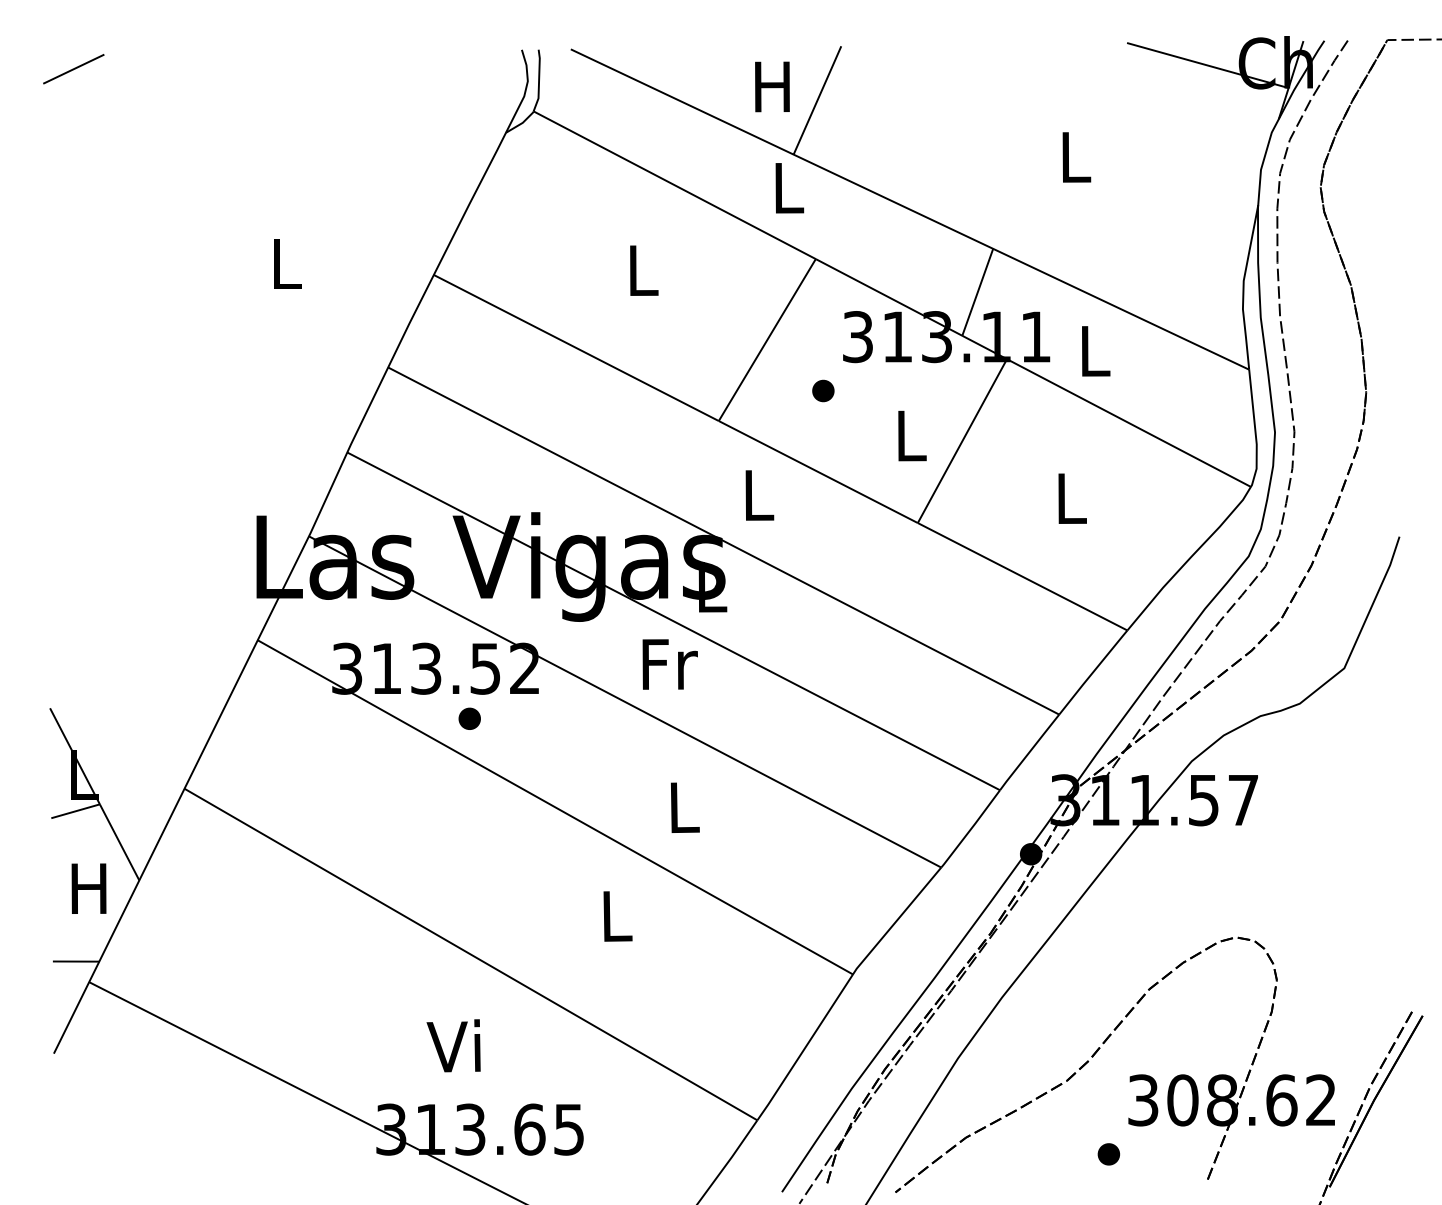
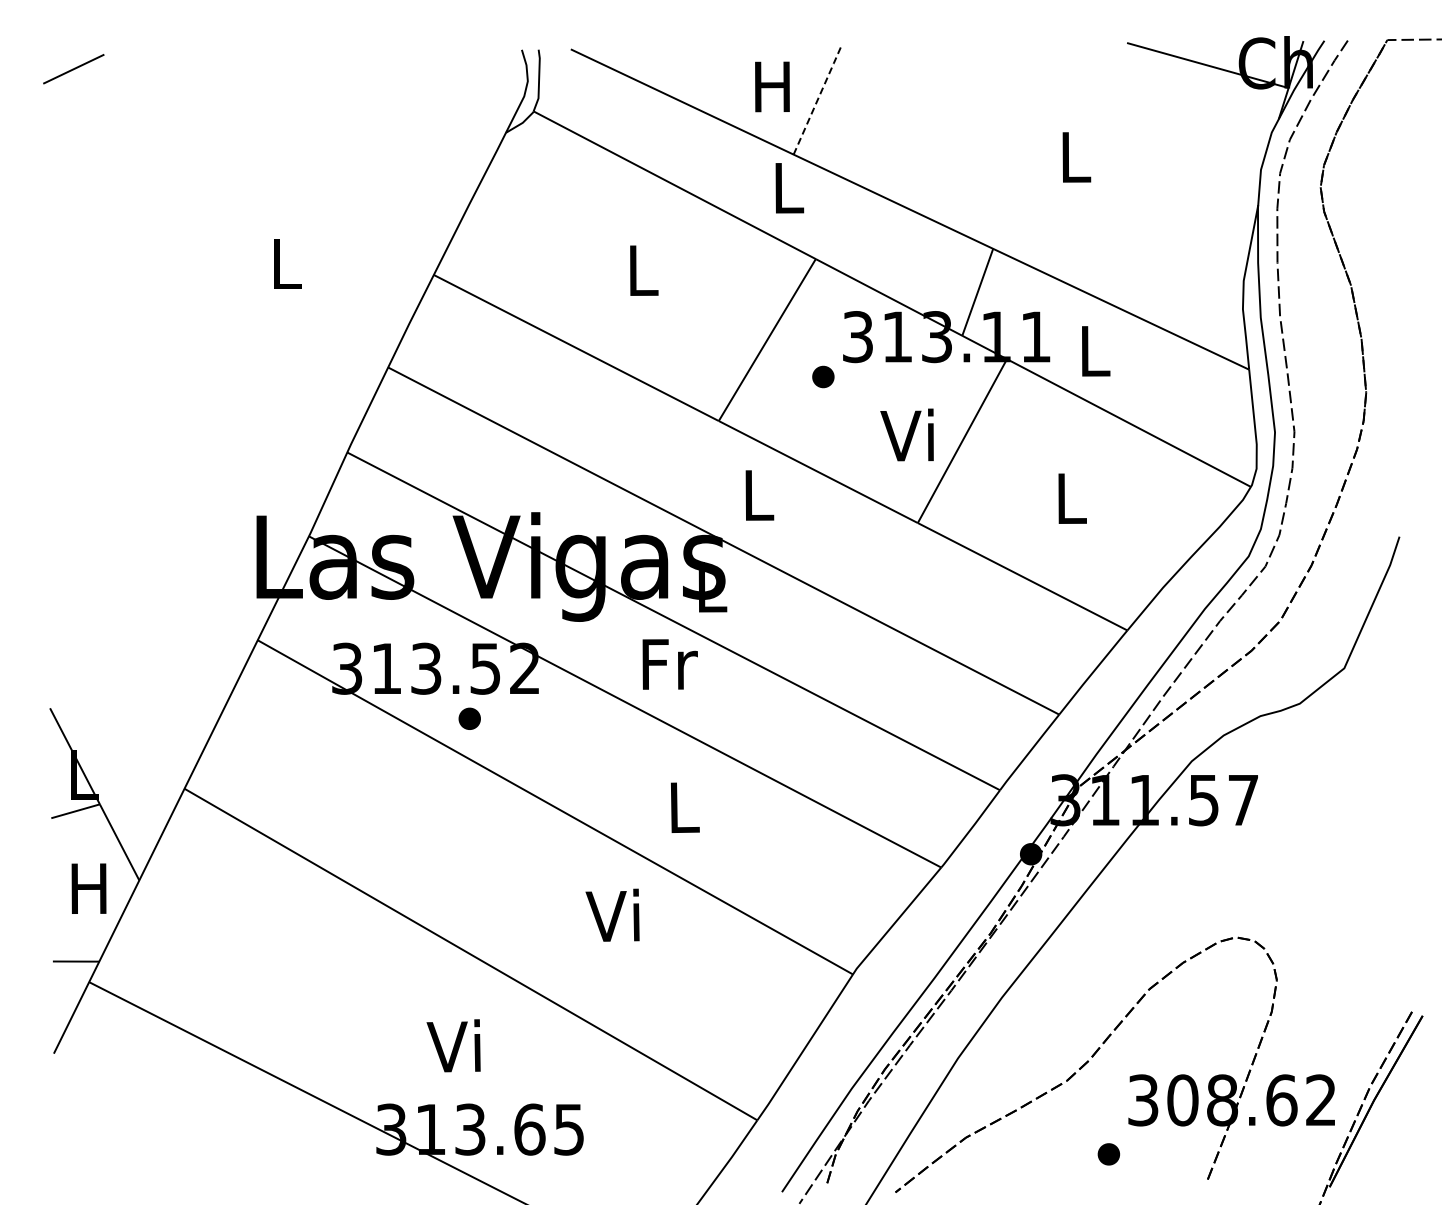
line: solid -> dashed (817, 99)
part position: (823, 390) -> (823, 376) (823, 376)
text: L -> Vi (906, 434)
text: L -> Vi (612, 914)
